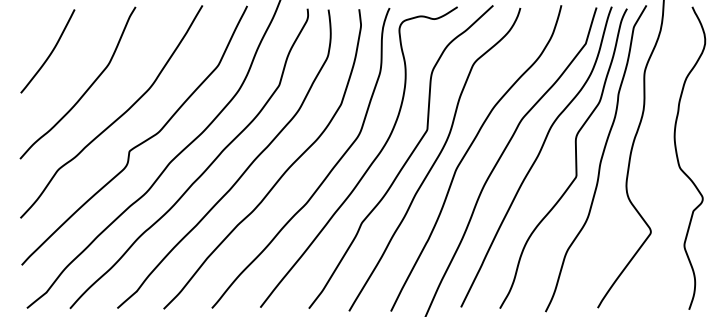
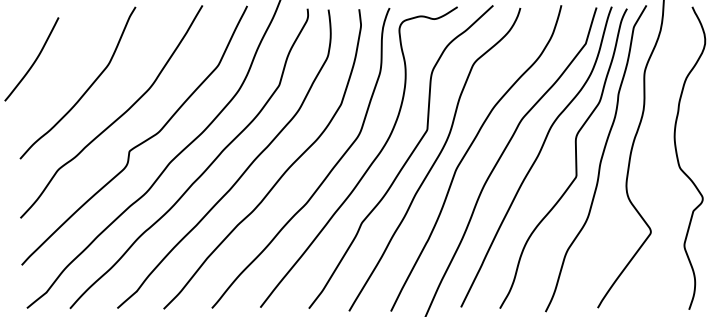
curve position: (50, 52) -> (34, 60) (34, 60)
